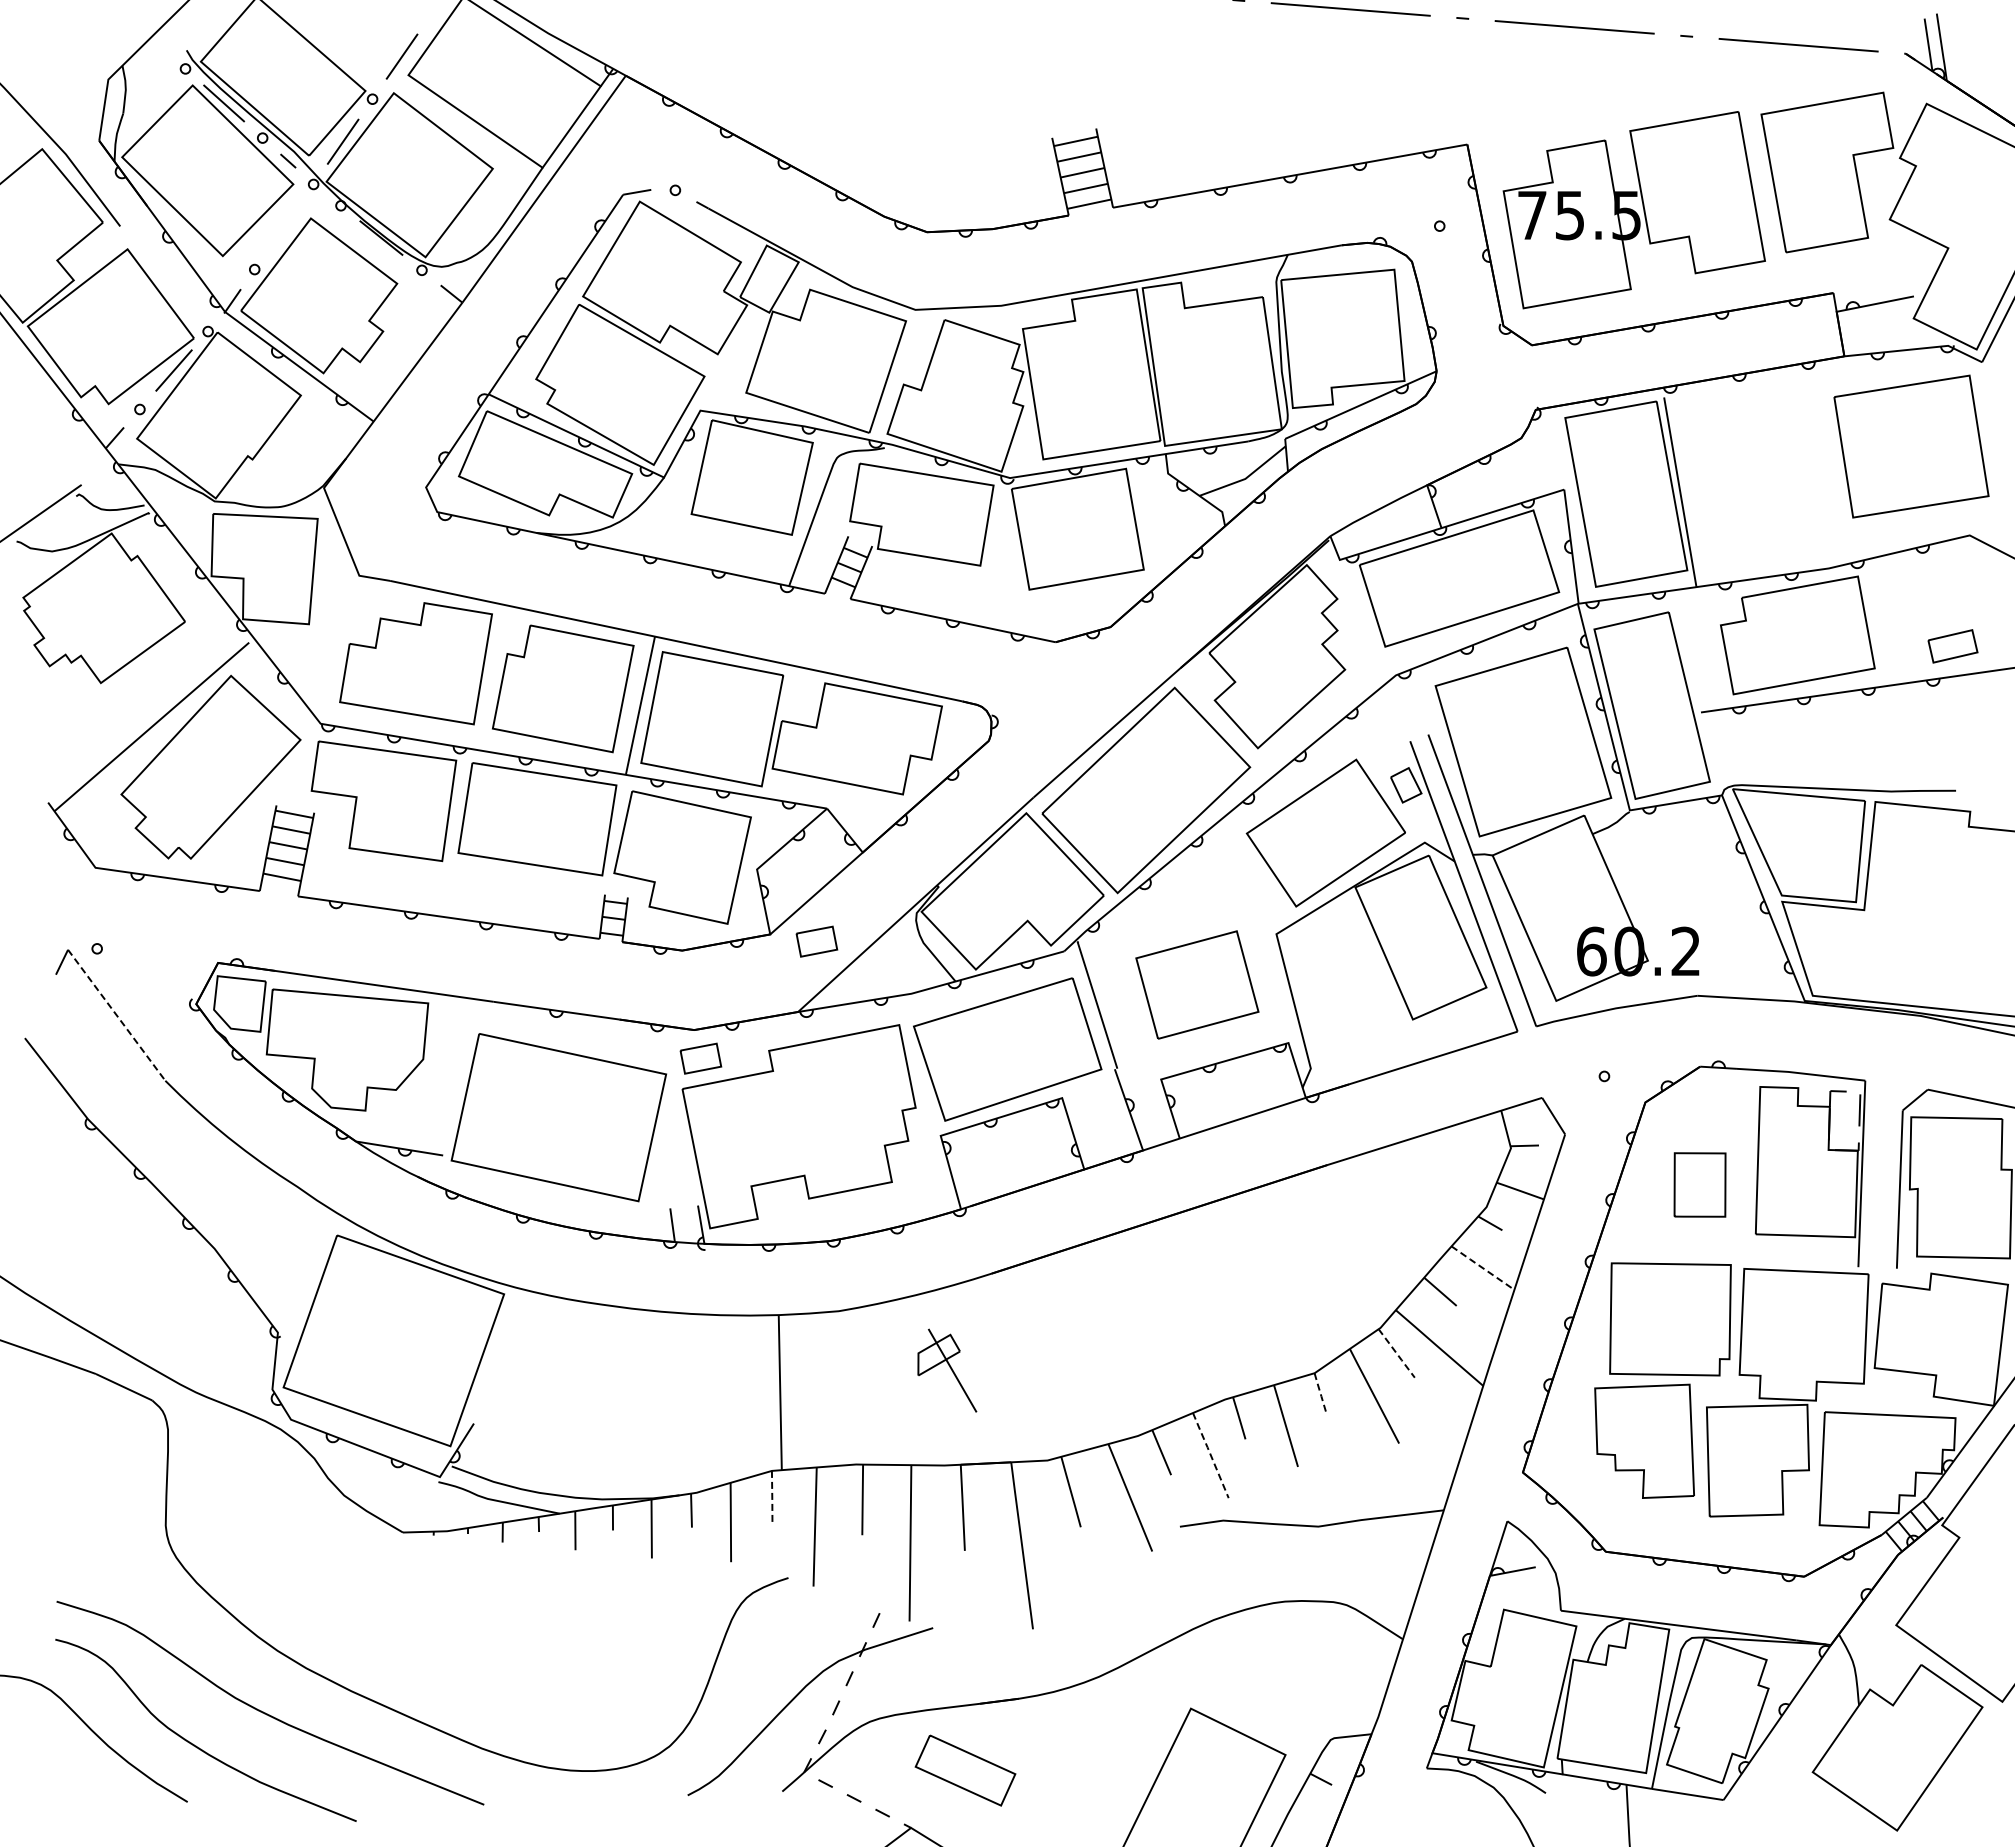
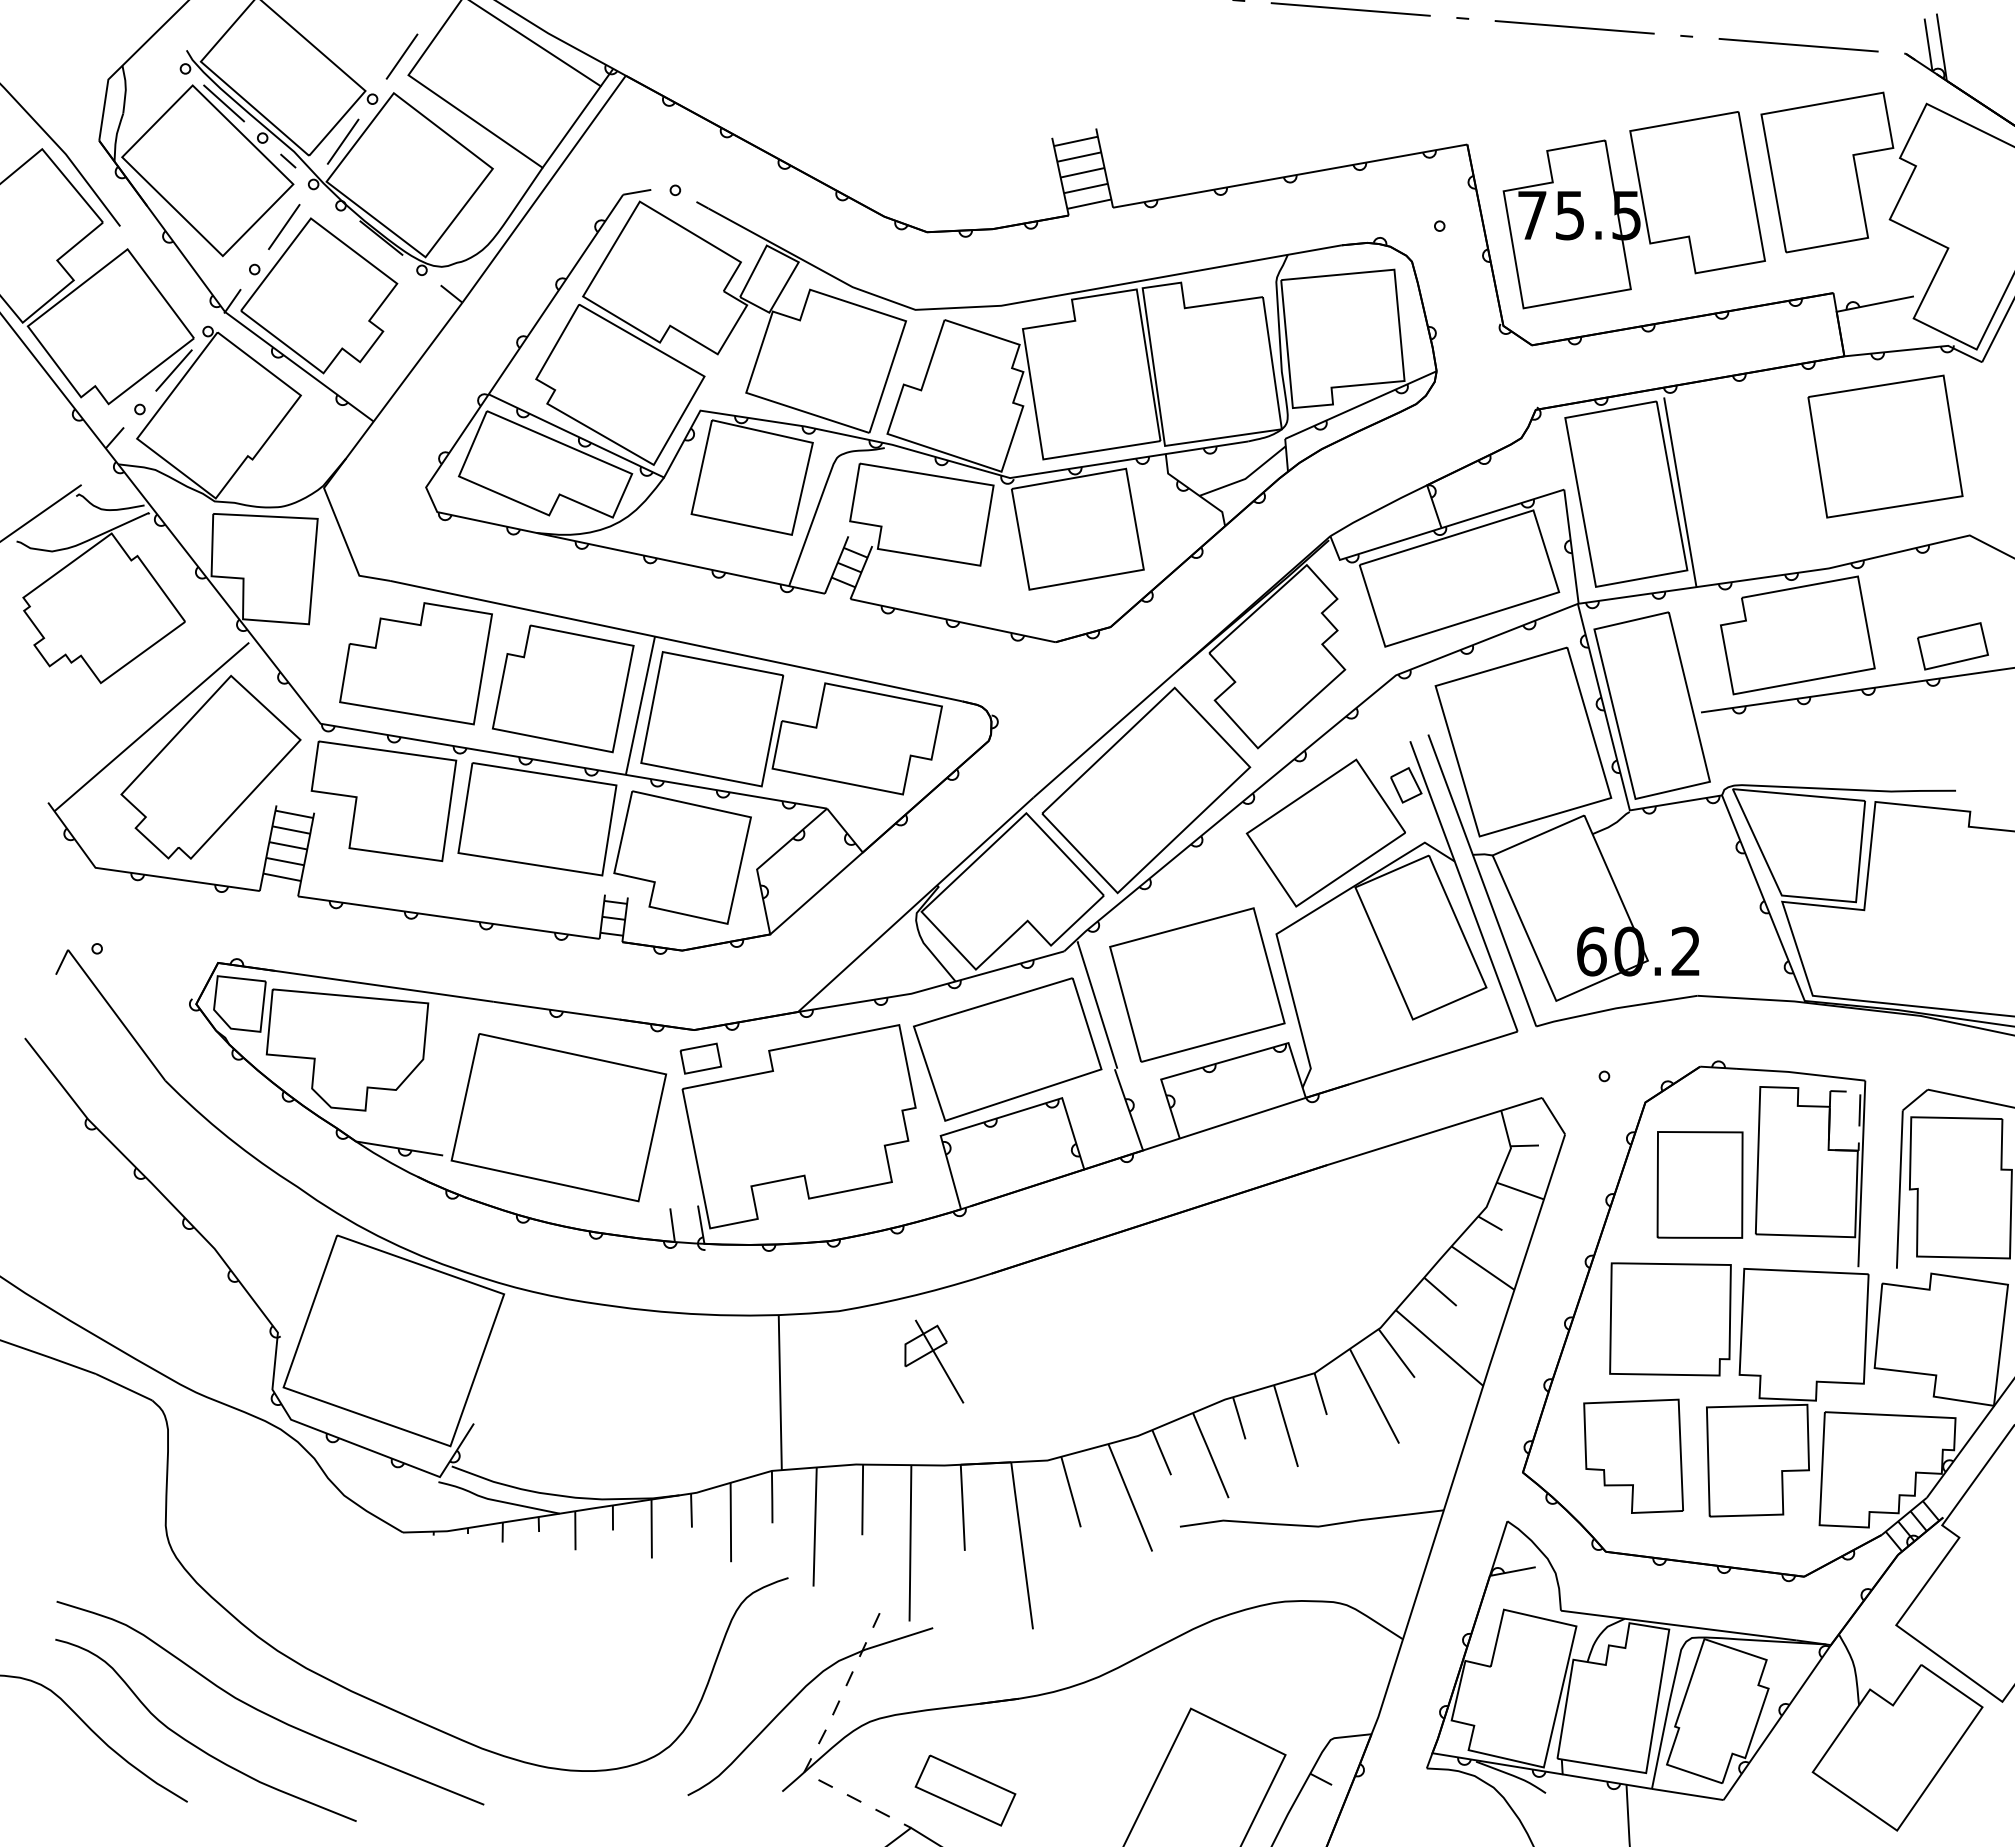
line: none -> present (284, 226)
part position: (1911, 446) -> (1885, 446) (1885, 446)
part size: 52x35 px -> 72x49 px (1952, 646)
part: present -> none (816, 941)
part size: 125x110 px -> 177x156 px (1197, 984)
line: dashed -> solid (116, 1015)
part size: 54x66 px -> 88x108 px (1699, 1184)
line: dashed -> solid (1482, 1267)
line: dashed -> solid (1396, 1353)
part position: (947, 1370) -> (934, 1361) (934, 1361)
line: dashed -> solid (1320, 1394)
part position: (1644, 1440) -> (1633, 1455) (1633, 1455)
line: dashed -> solid (1210, 1454)
line: dashed -> solid (772, 1498)
part position: (965, 1770) -> (965, 1790) (965, 1790)
